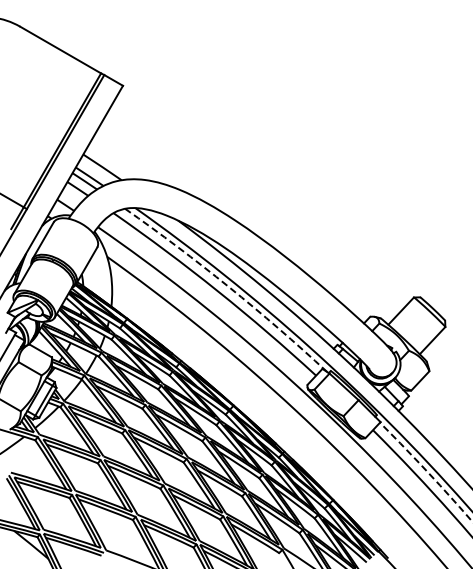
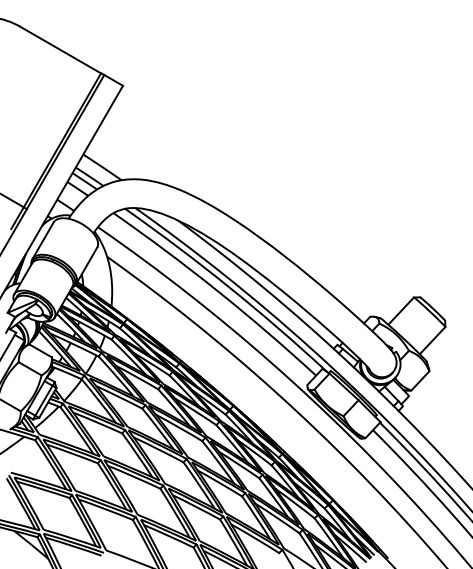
arc: dashed -> solid (228, 287)
arc: dashed -> solid (427, 471)
